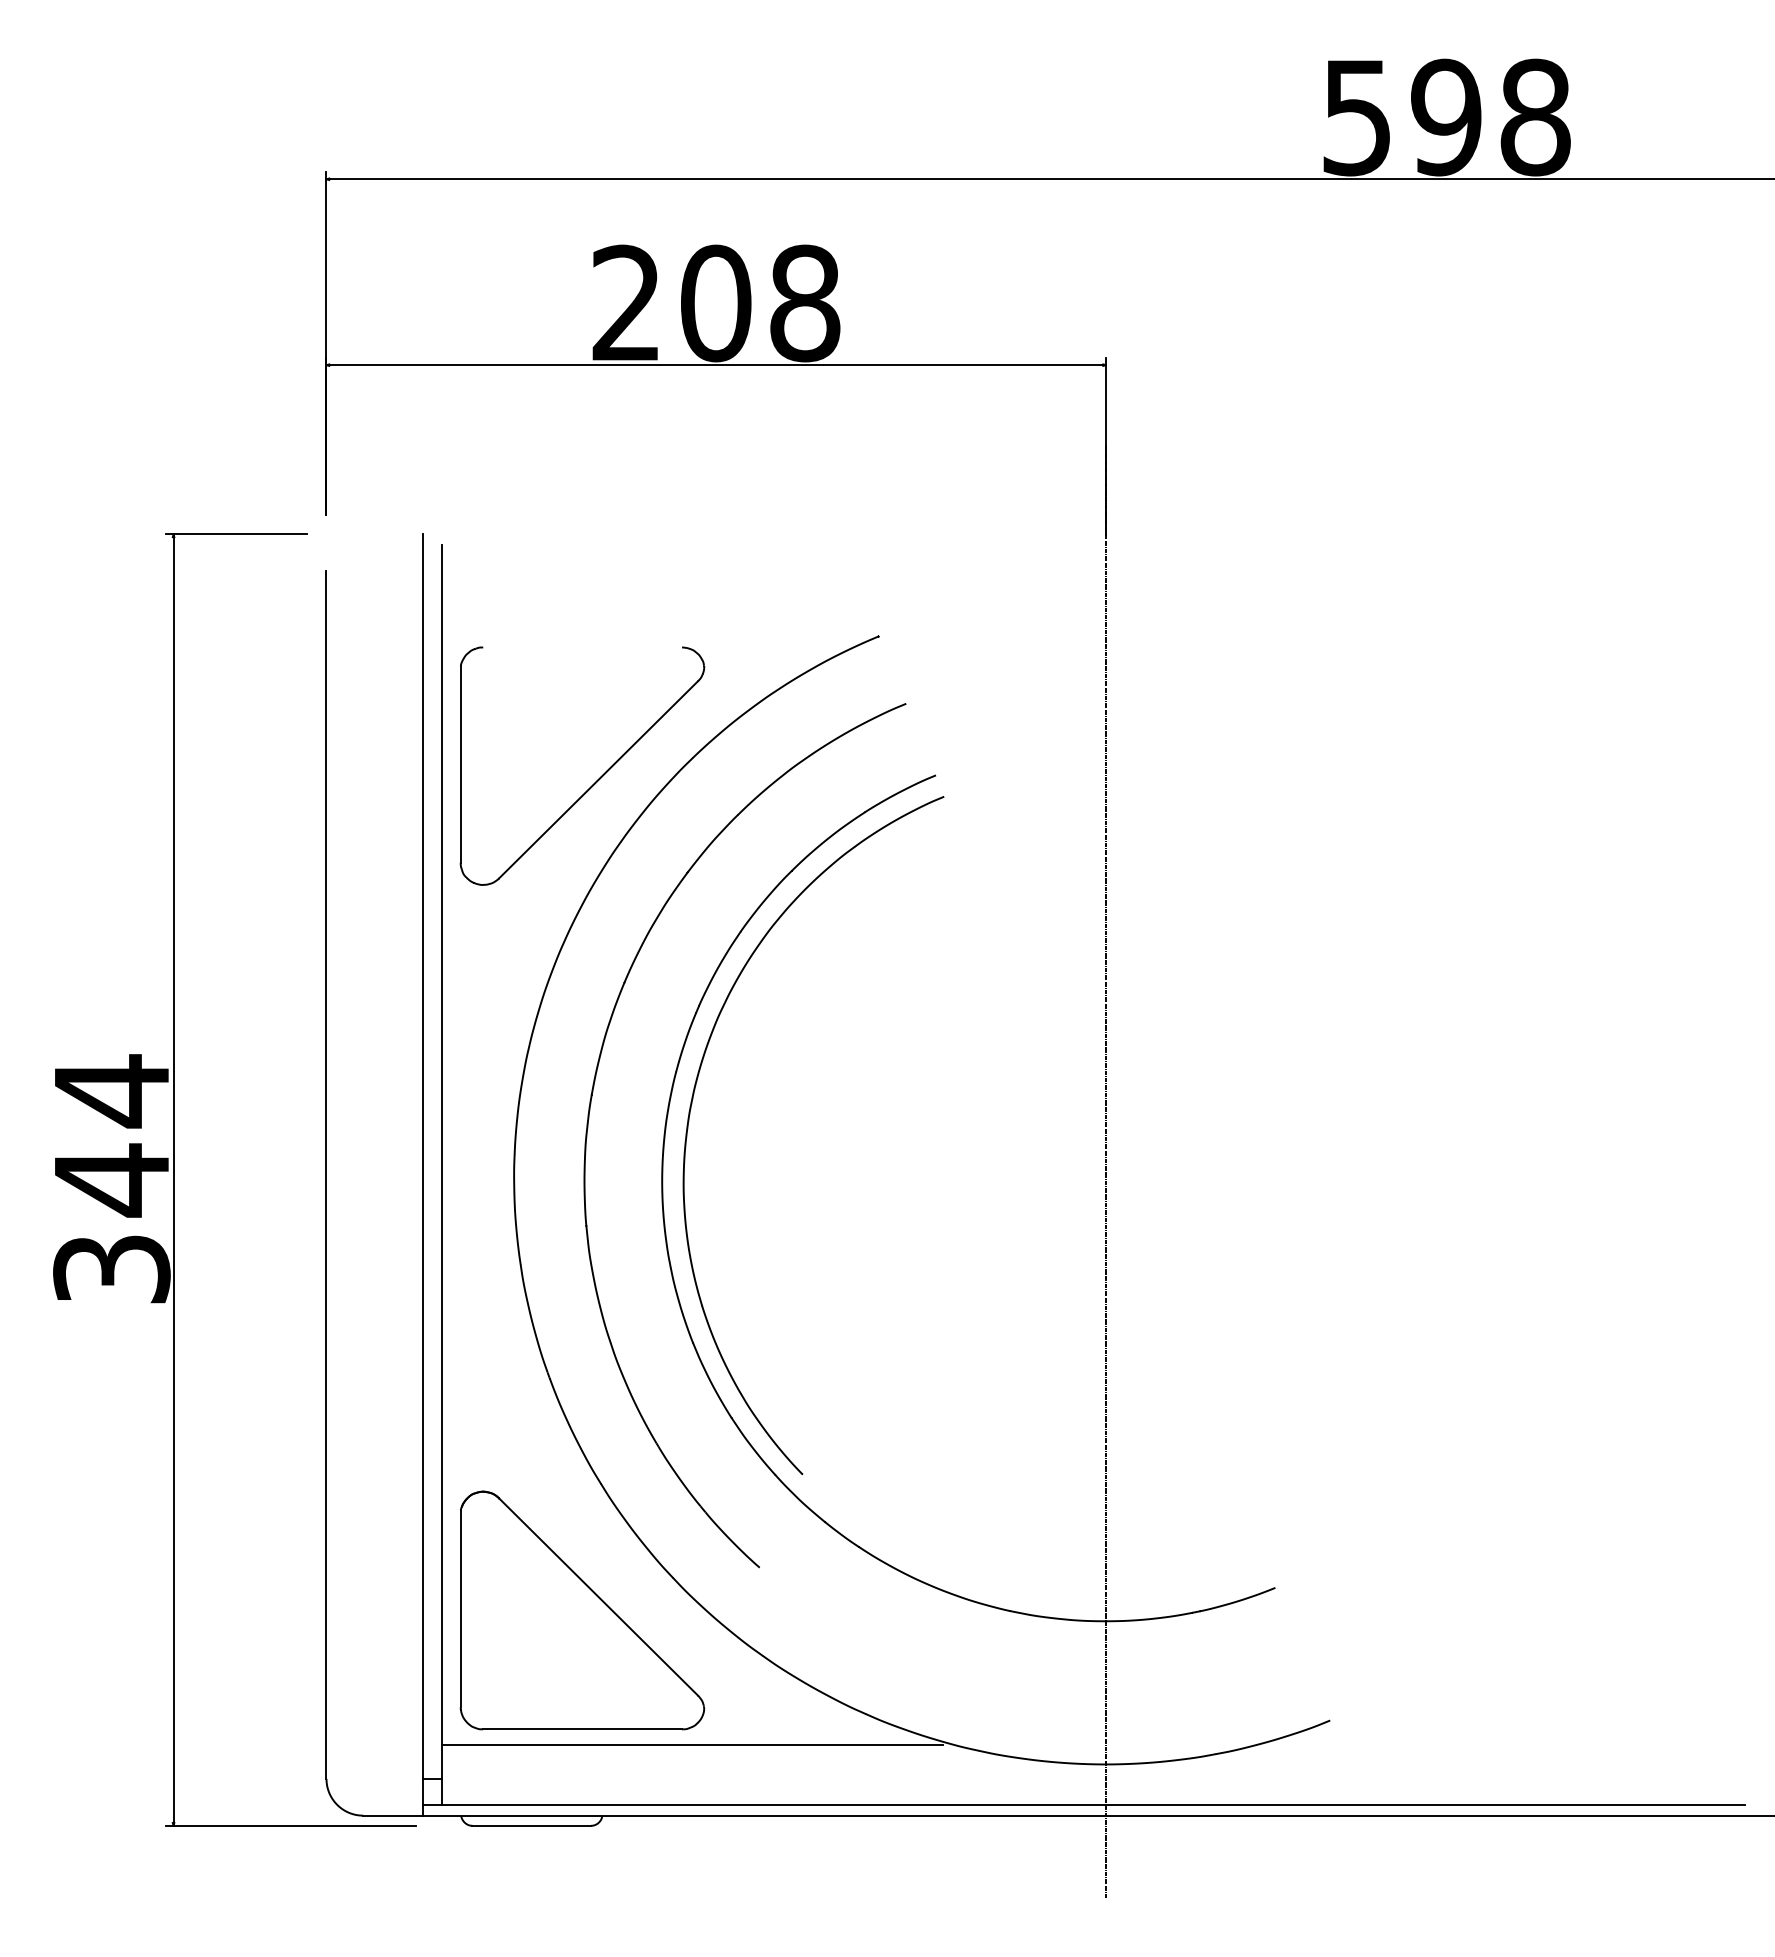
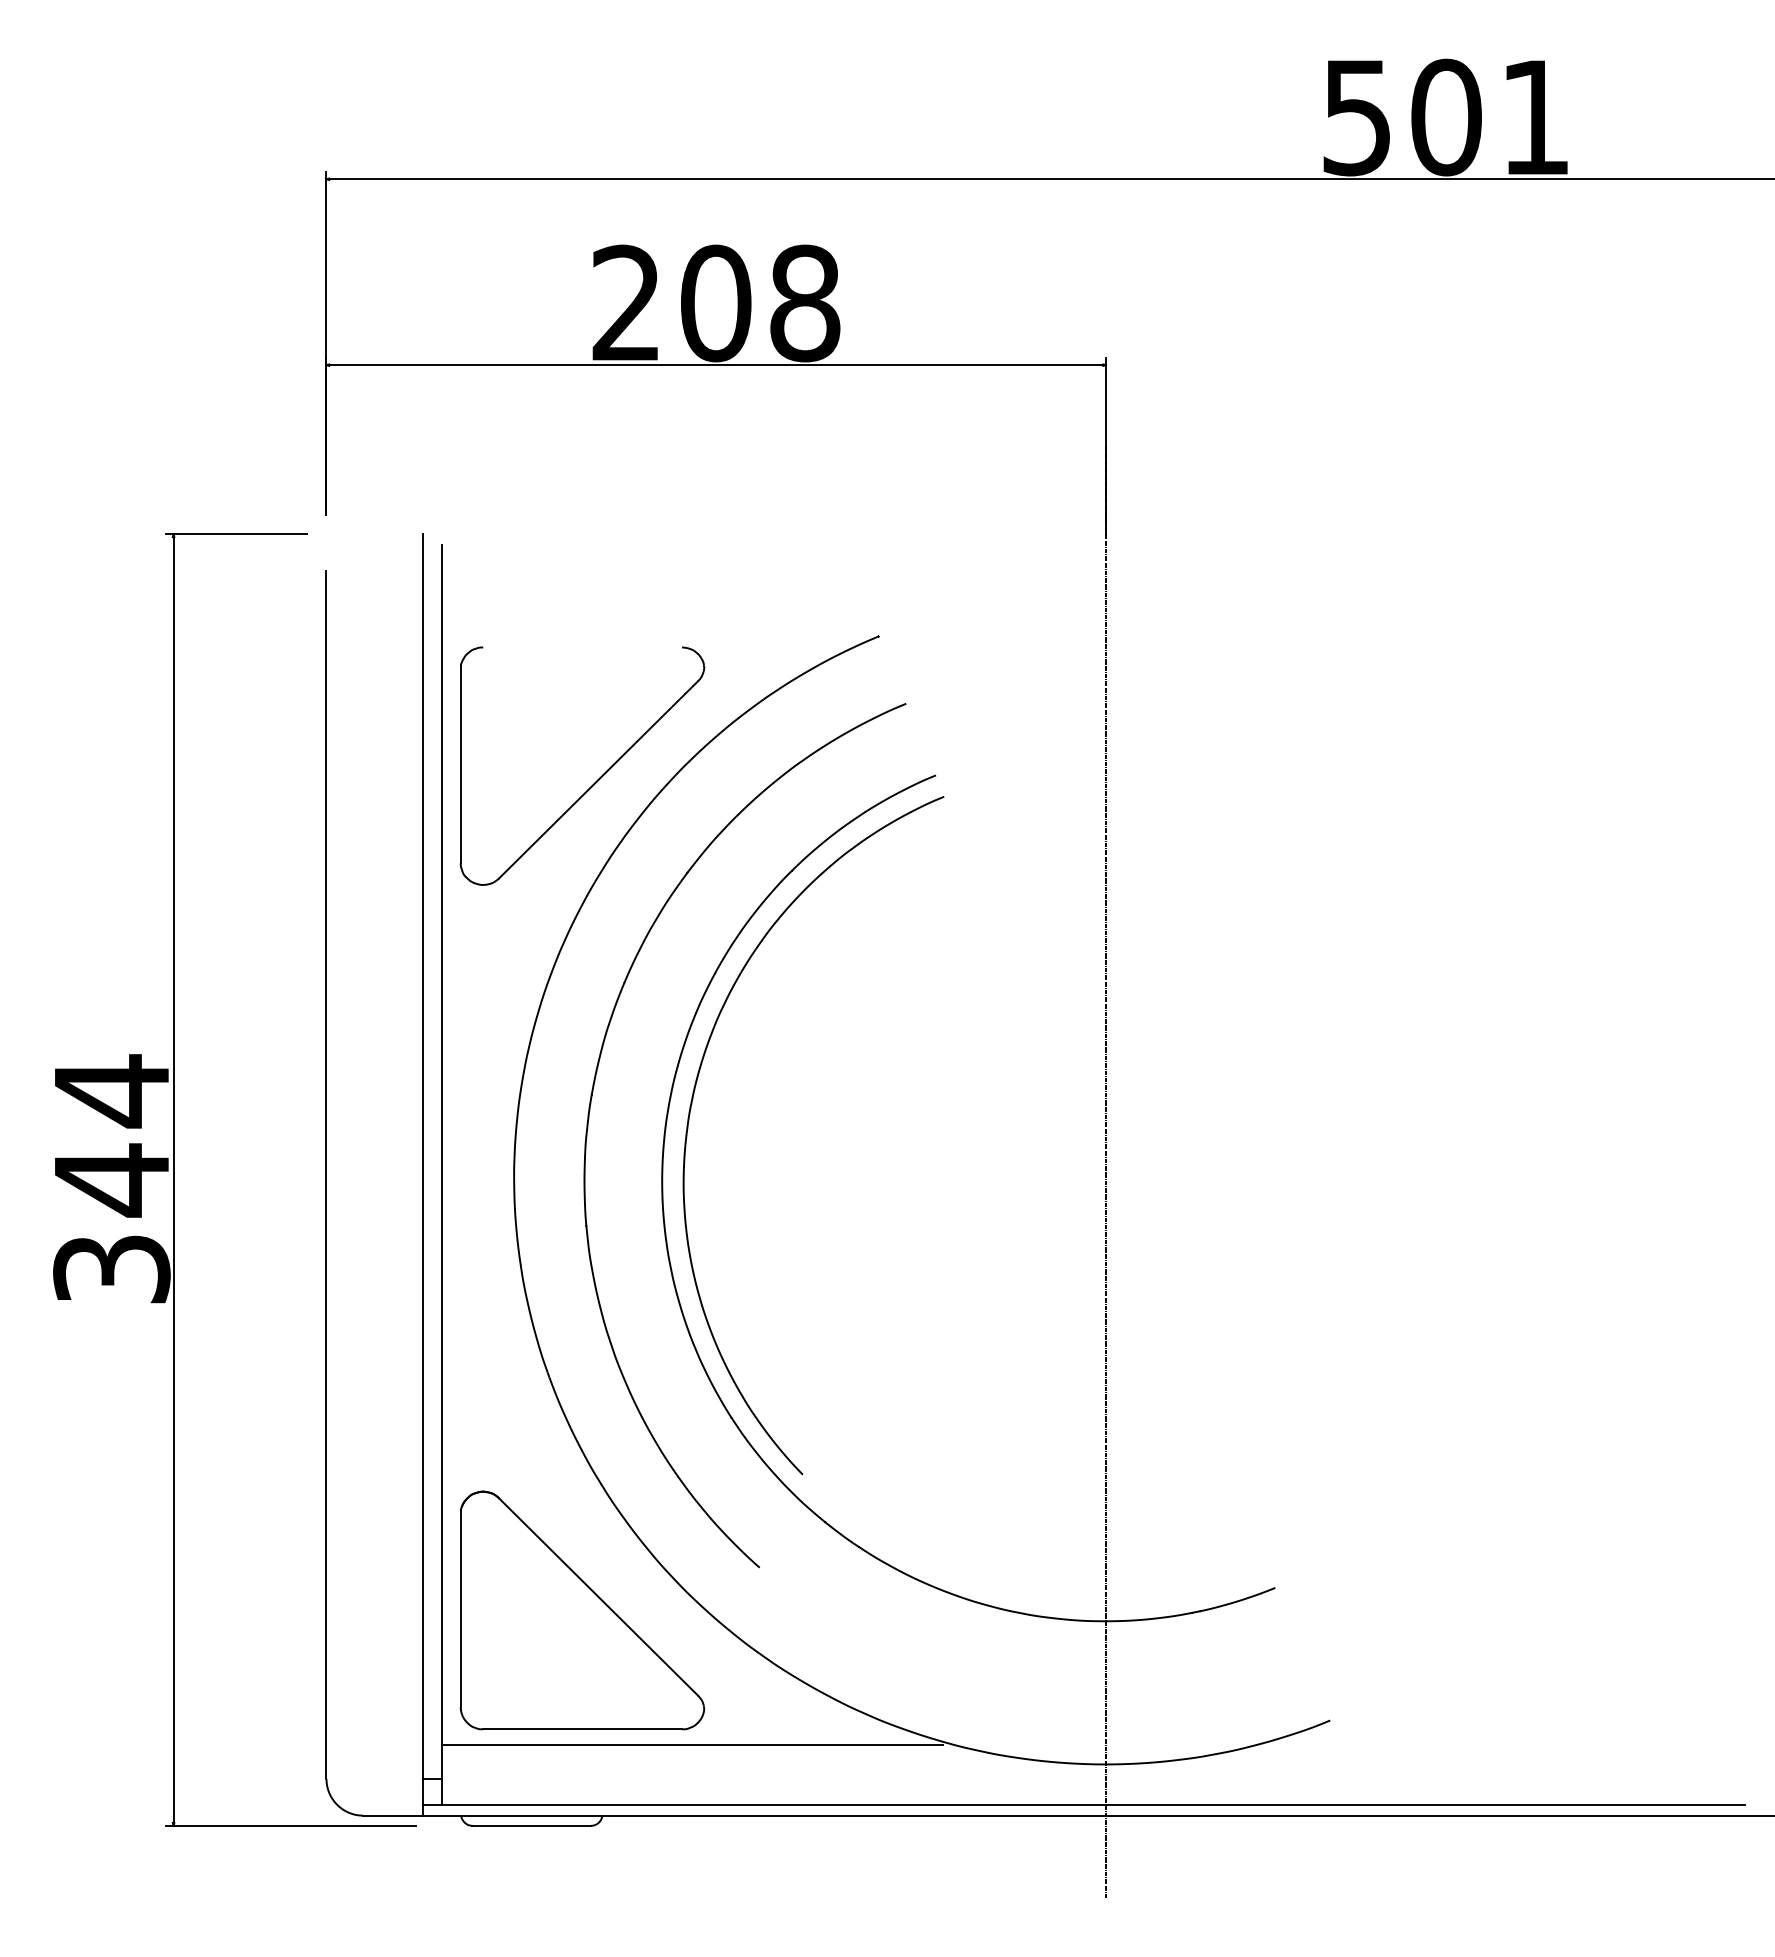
text: 598 -> 501 (1490, 117)
